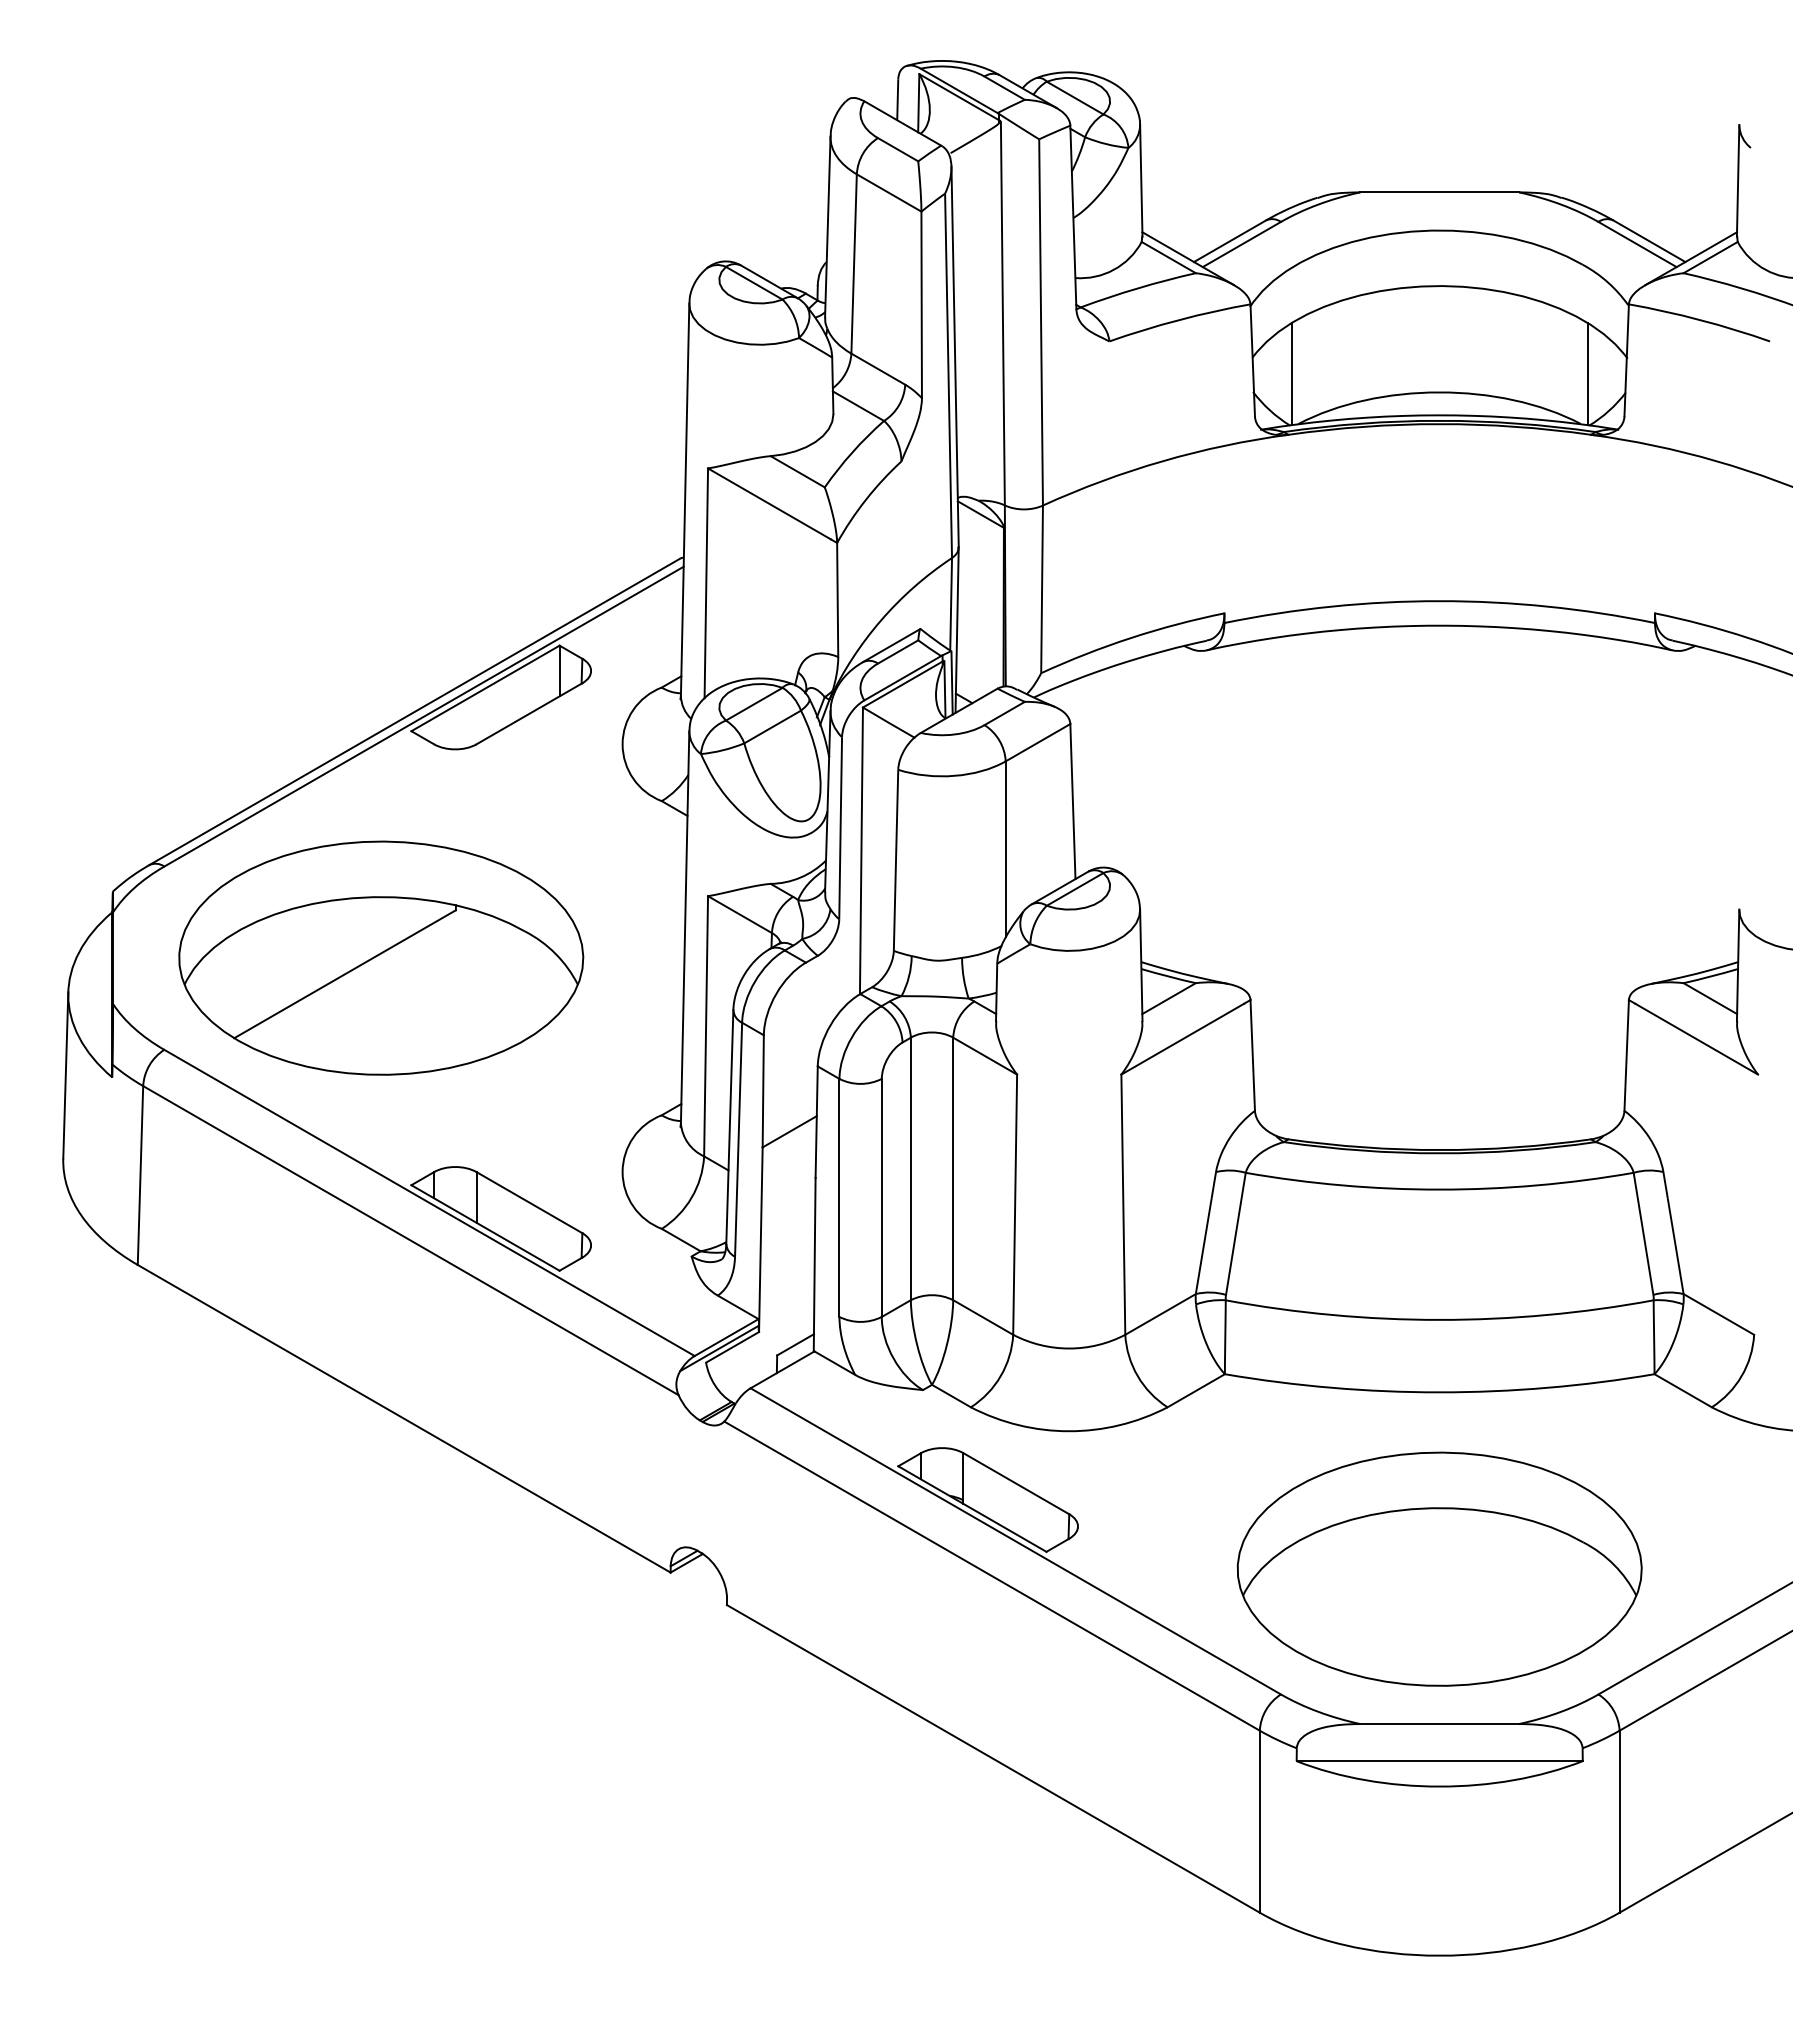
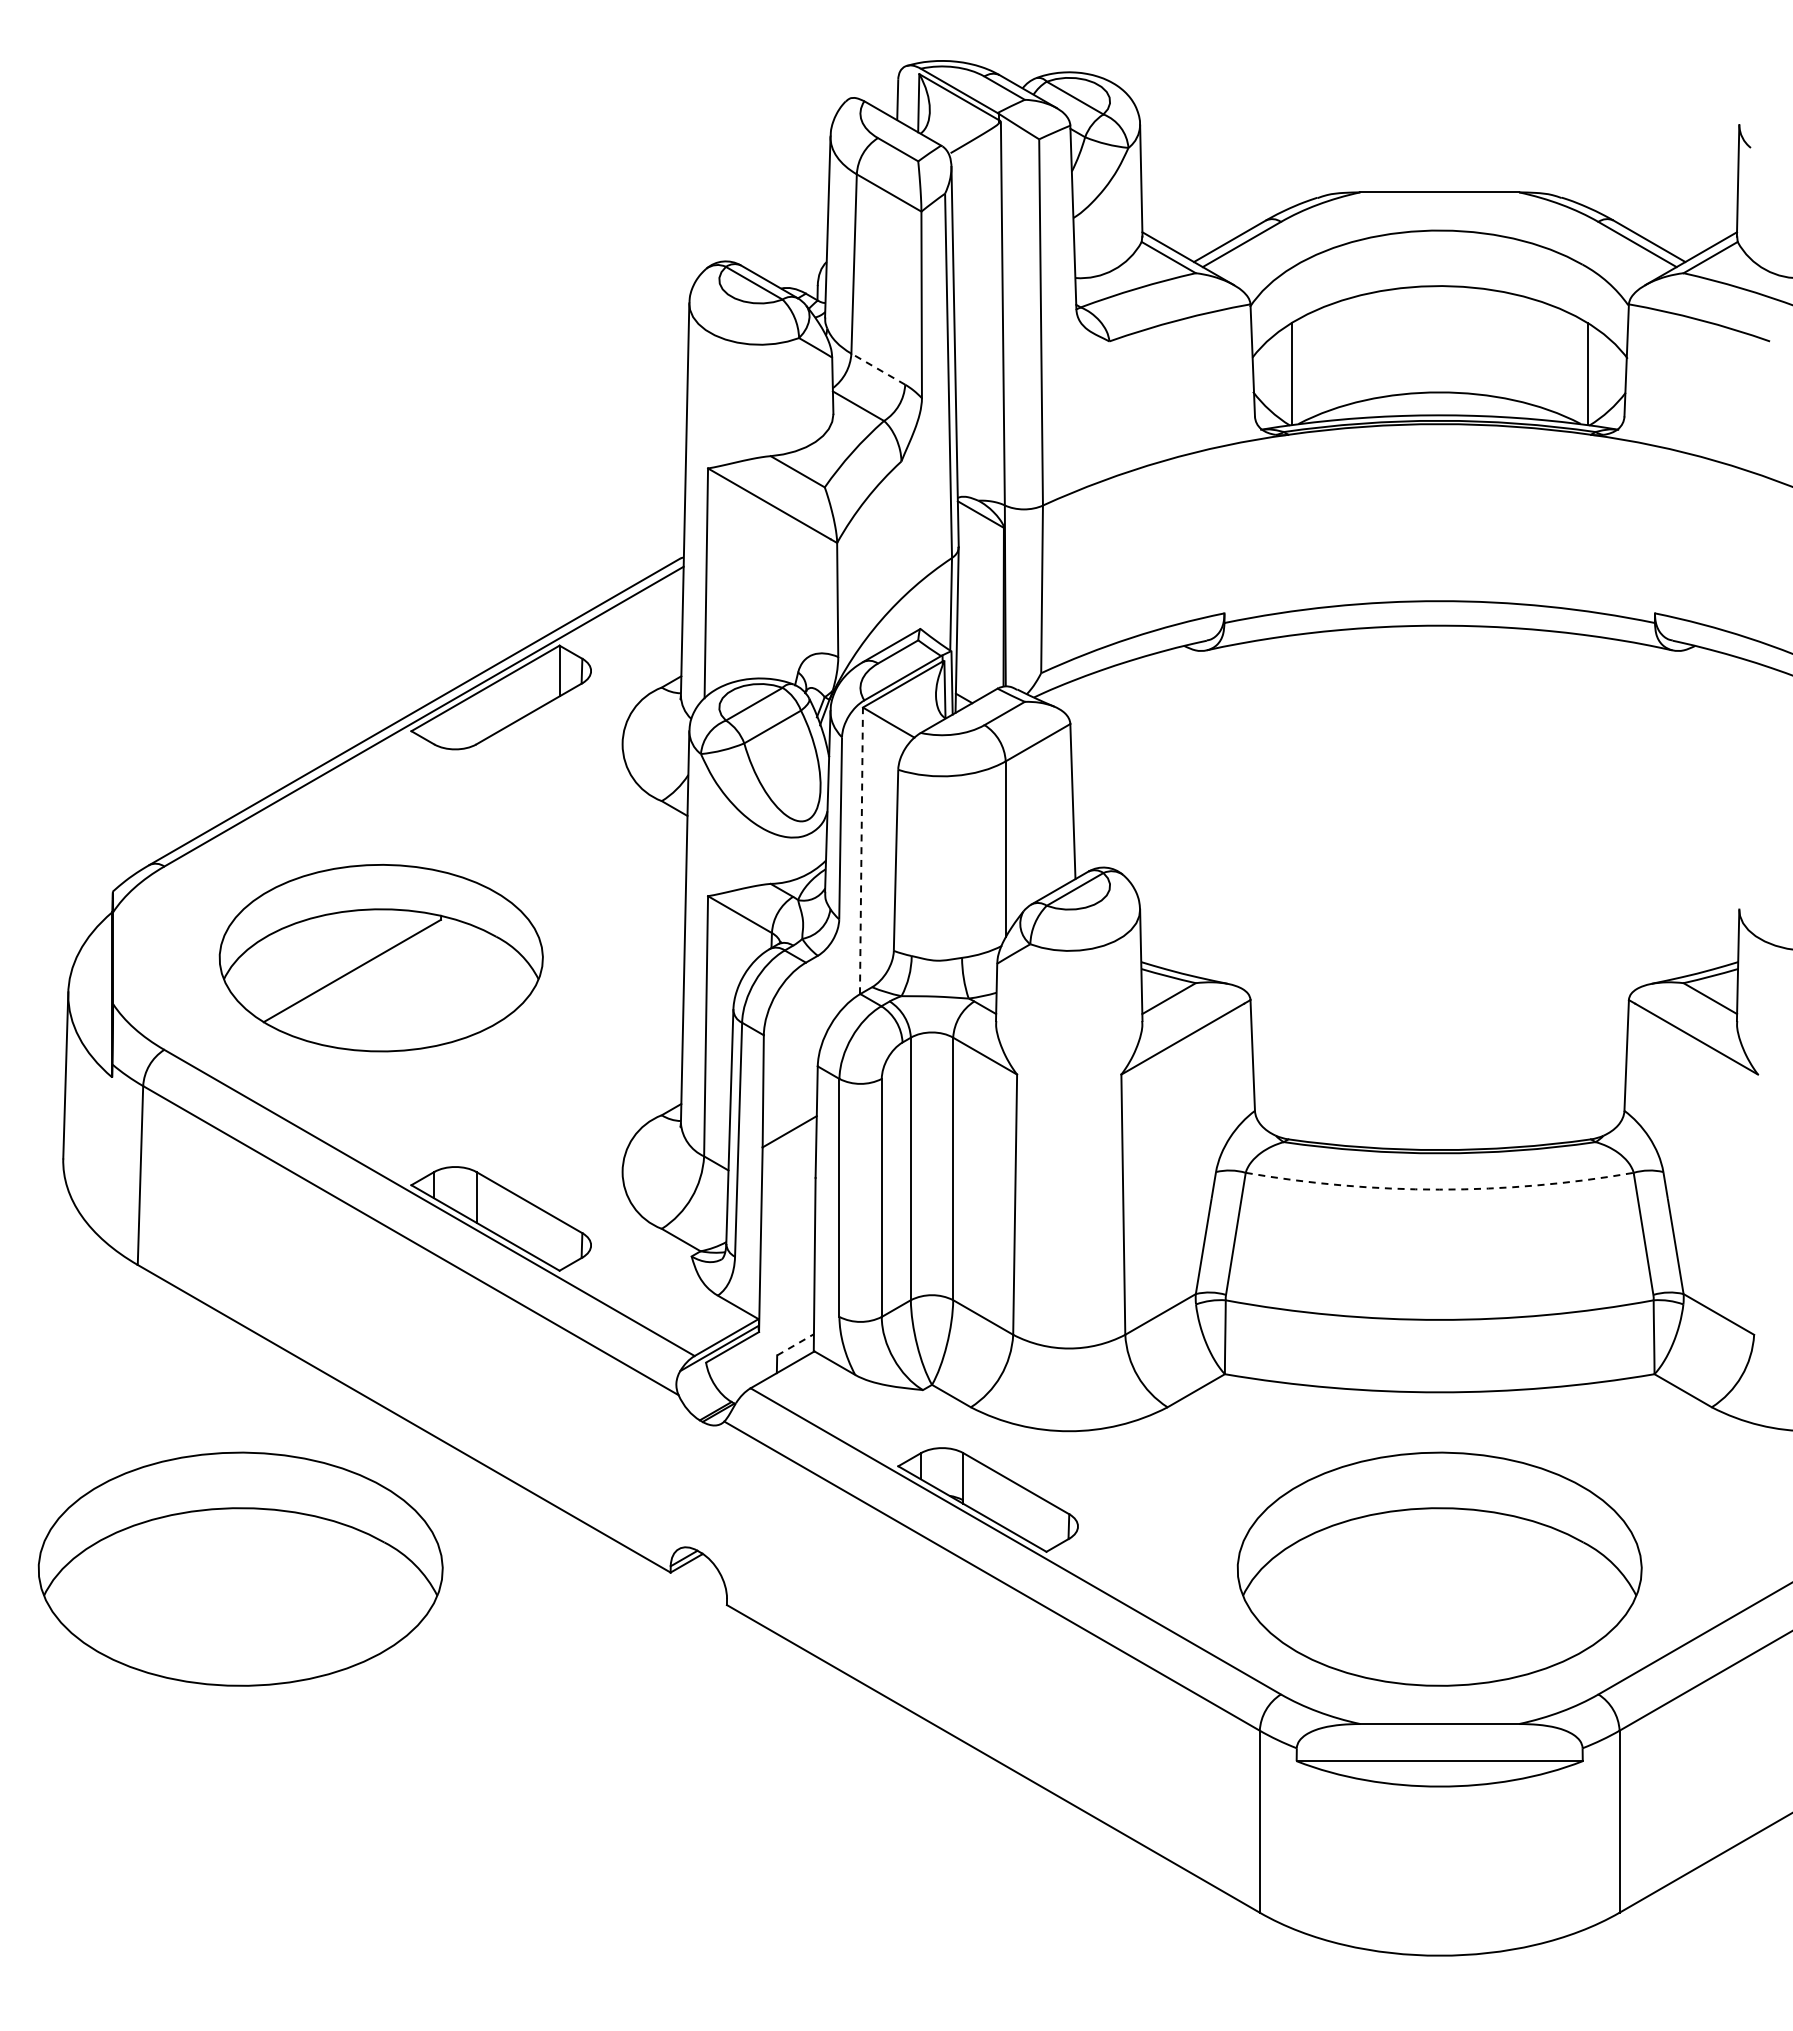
line: solid -> dashed (877, 368)
line: solid -> dashed (861, 850)
part size: 407x236 px -> 326x189 px (380, 958)
arc: solid -> dashed (1439, 1189)
line: solid -> dashed (796, 1344)
part: none -> present (240, 1568)
